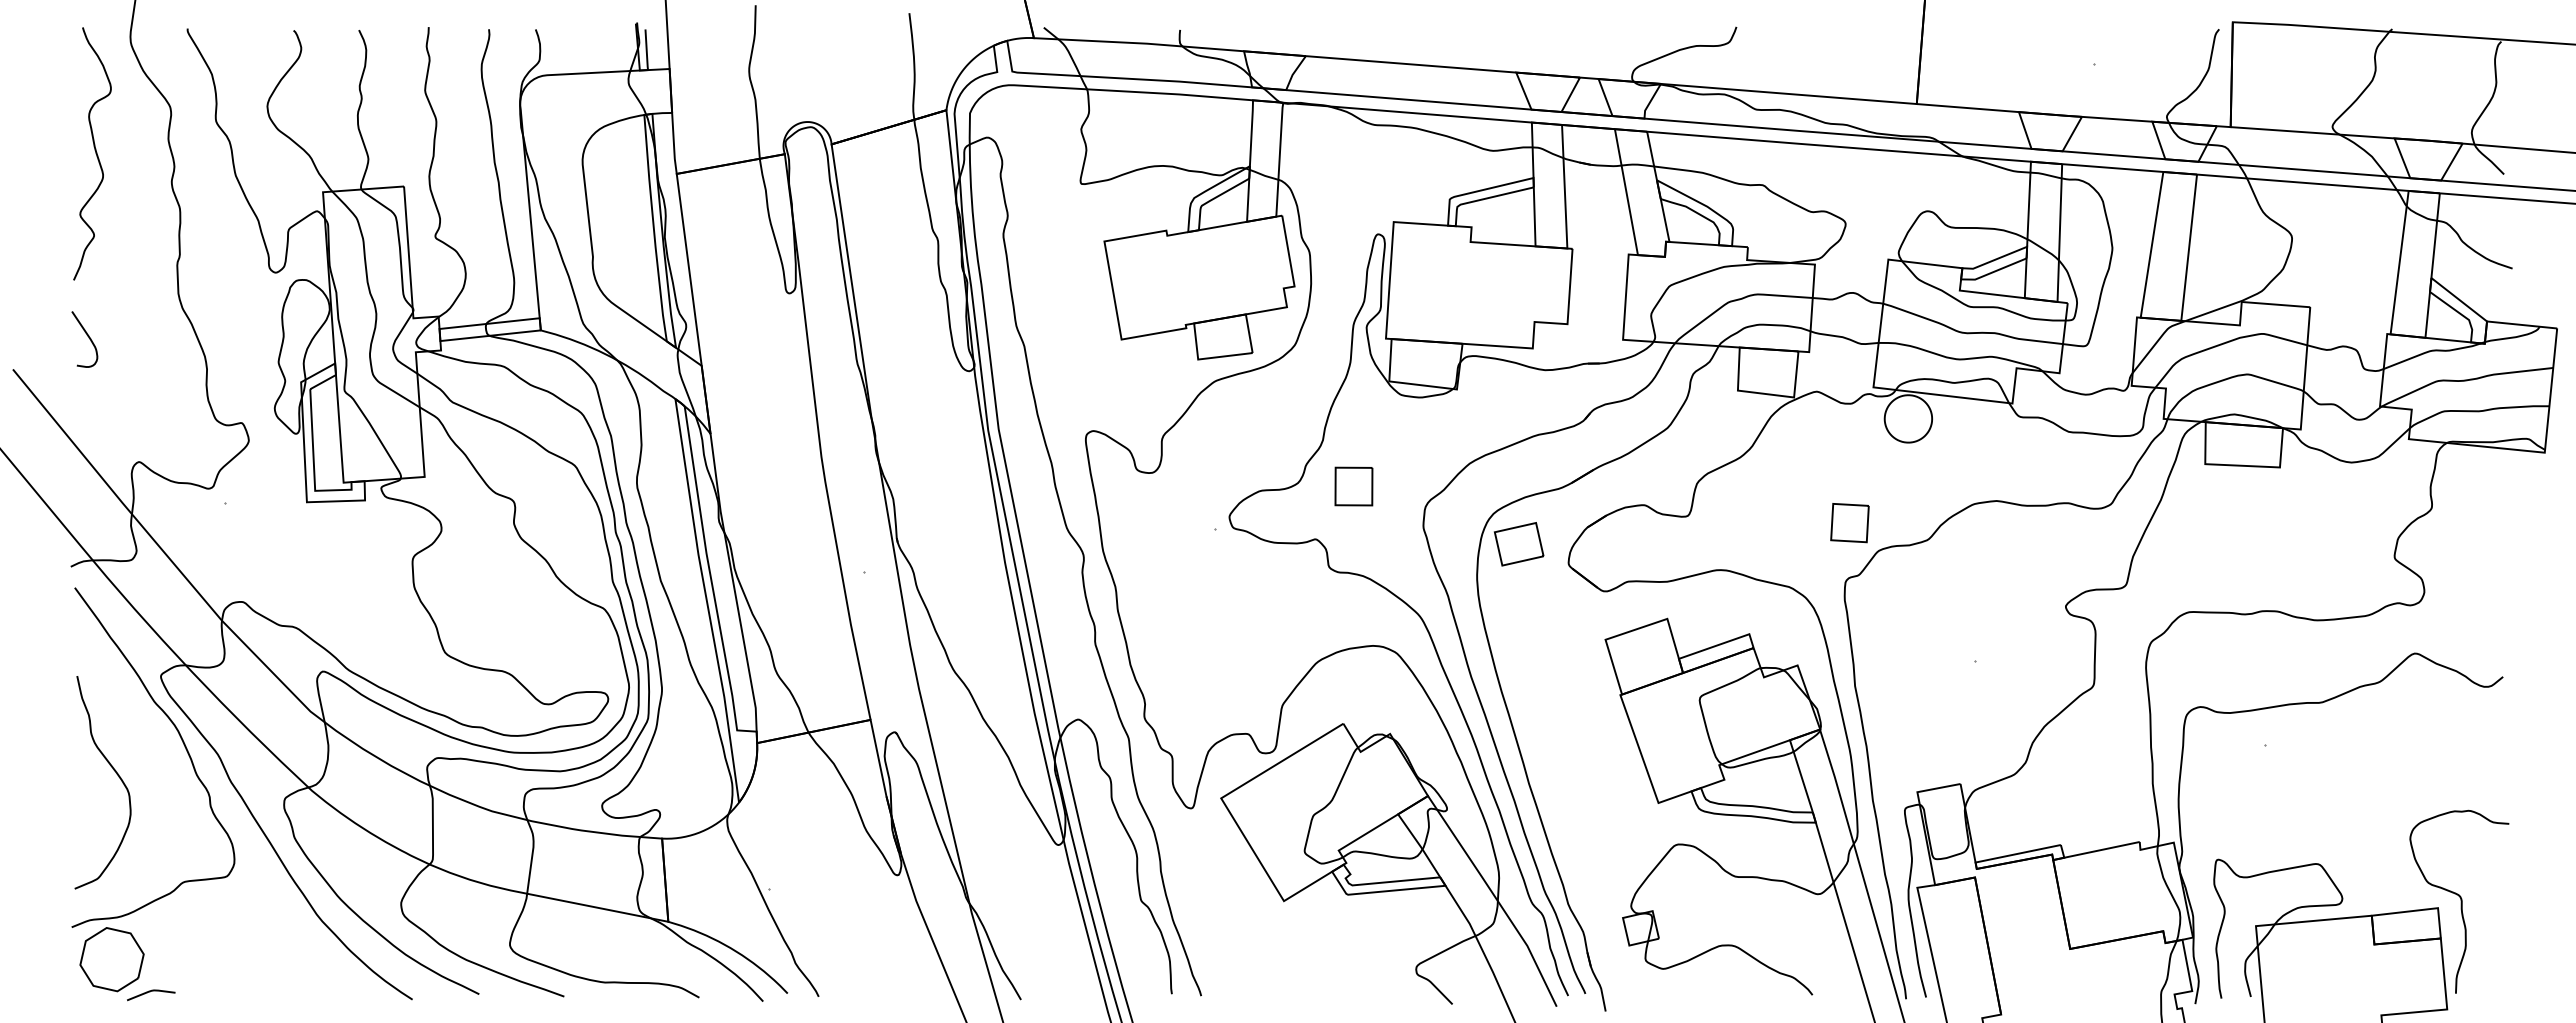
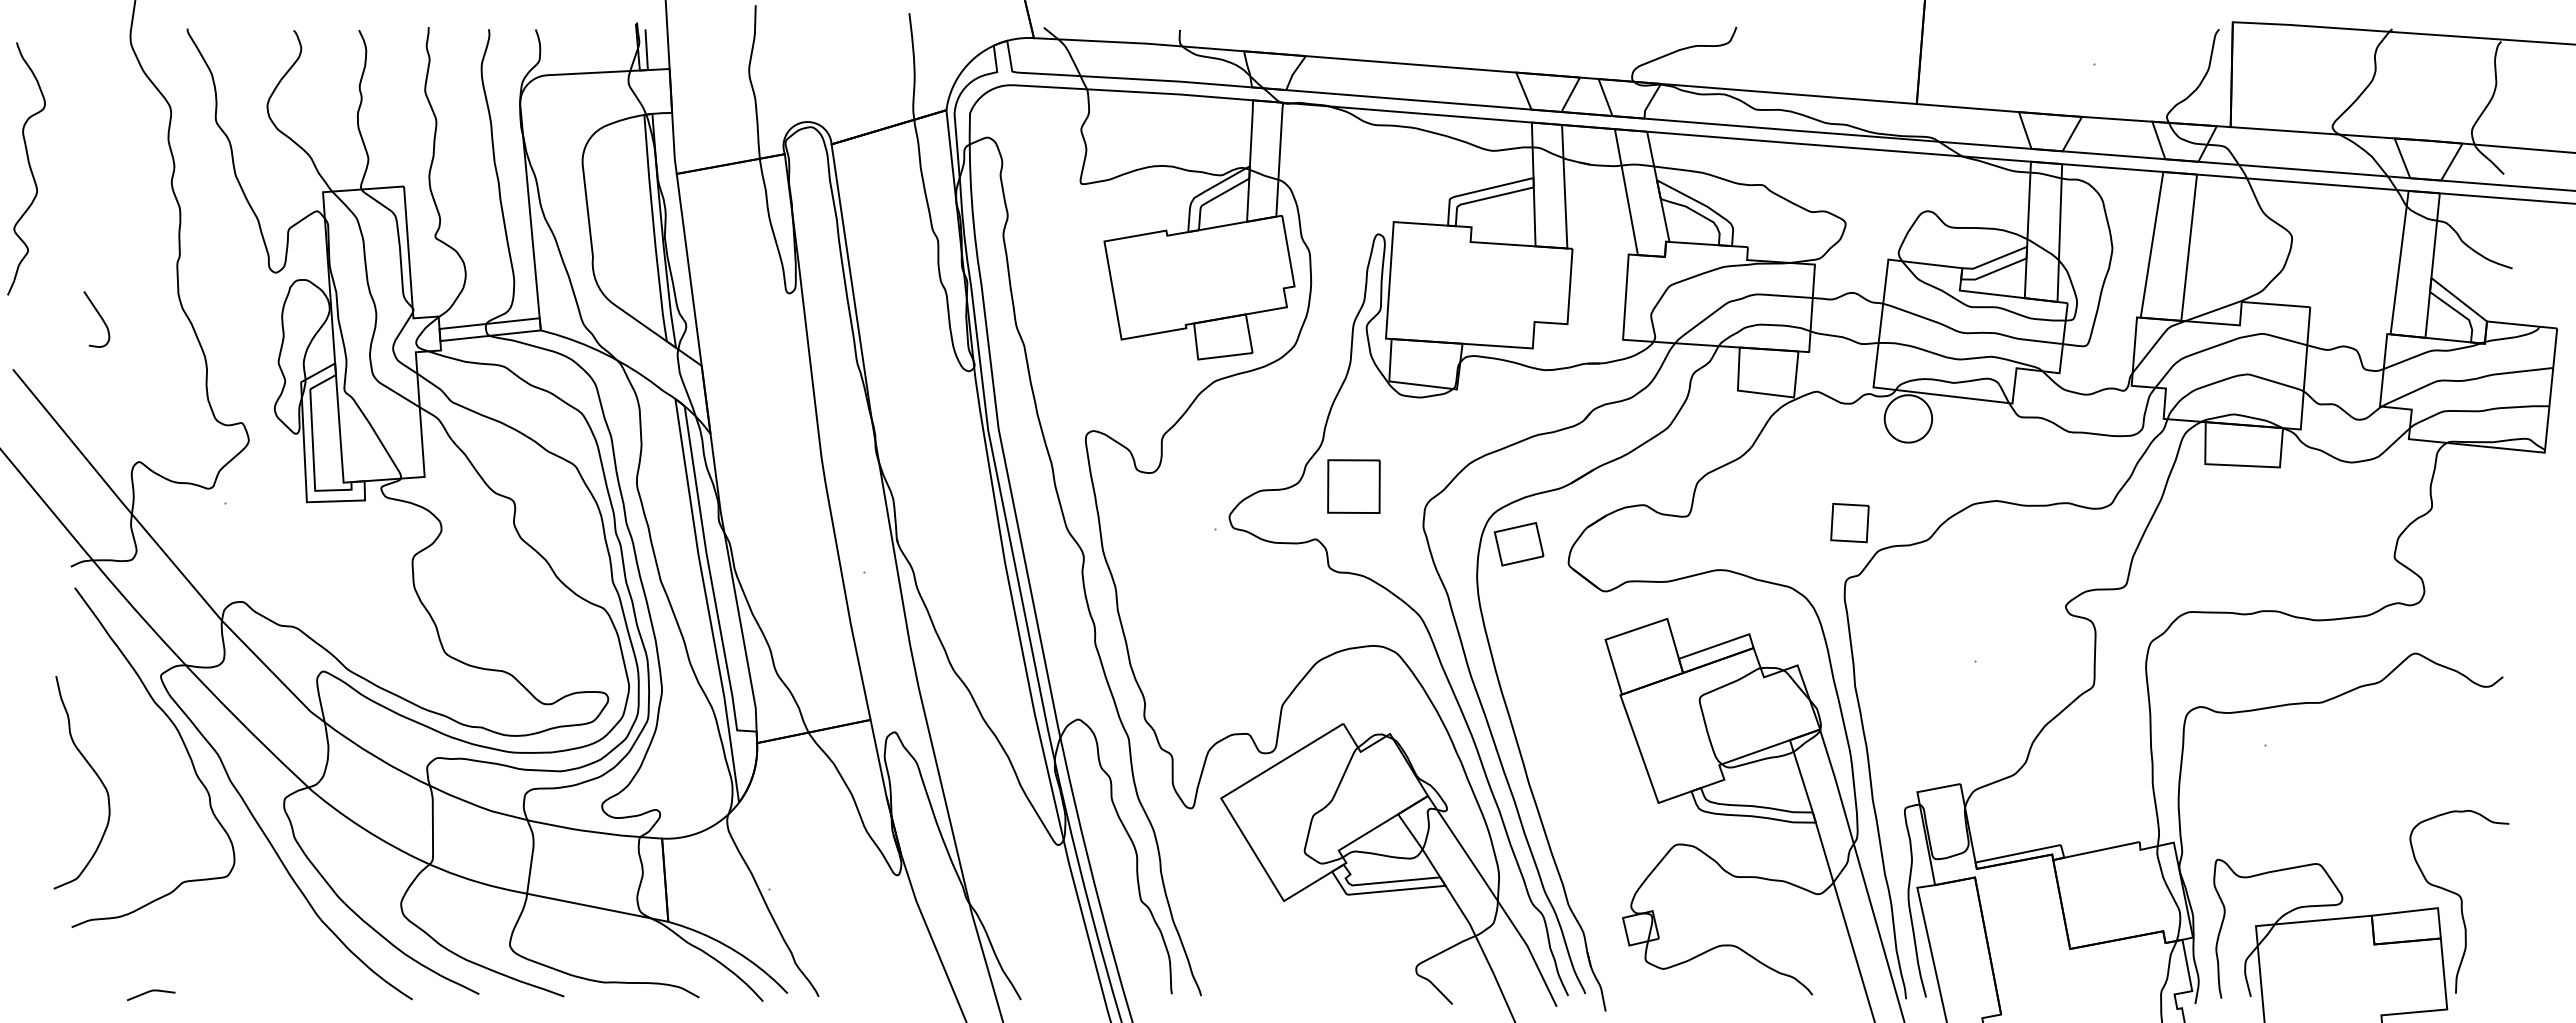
curve position: (95, 153) -> (29, 168) (29, 168)
curve position: (88, 338) -> (100, 318) (100, 318)
part size: 40x41 px -> 54x55 px (1353, 486)
curve position: (116, 774) -> (95, 774) (95, 774)
part: present -> none (111, 959)
